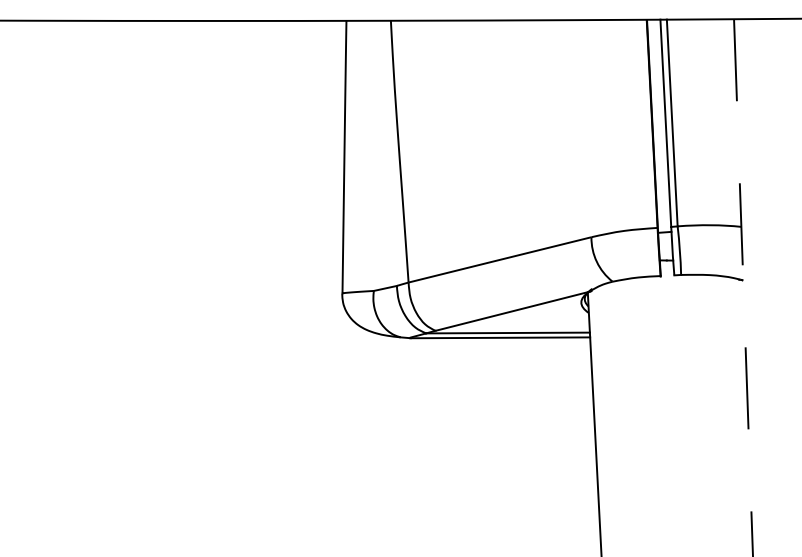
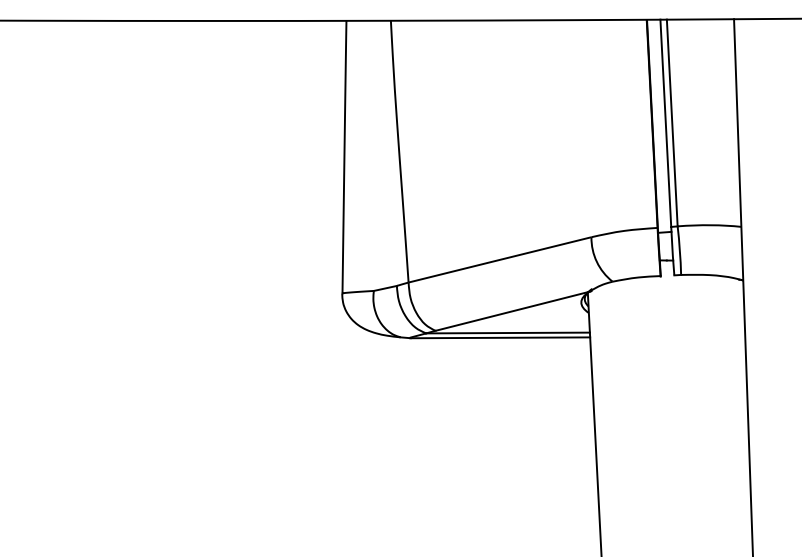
line: dashed -> solid (743, 287)
